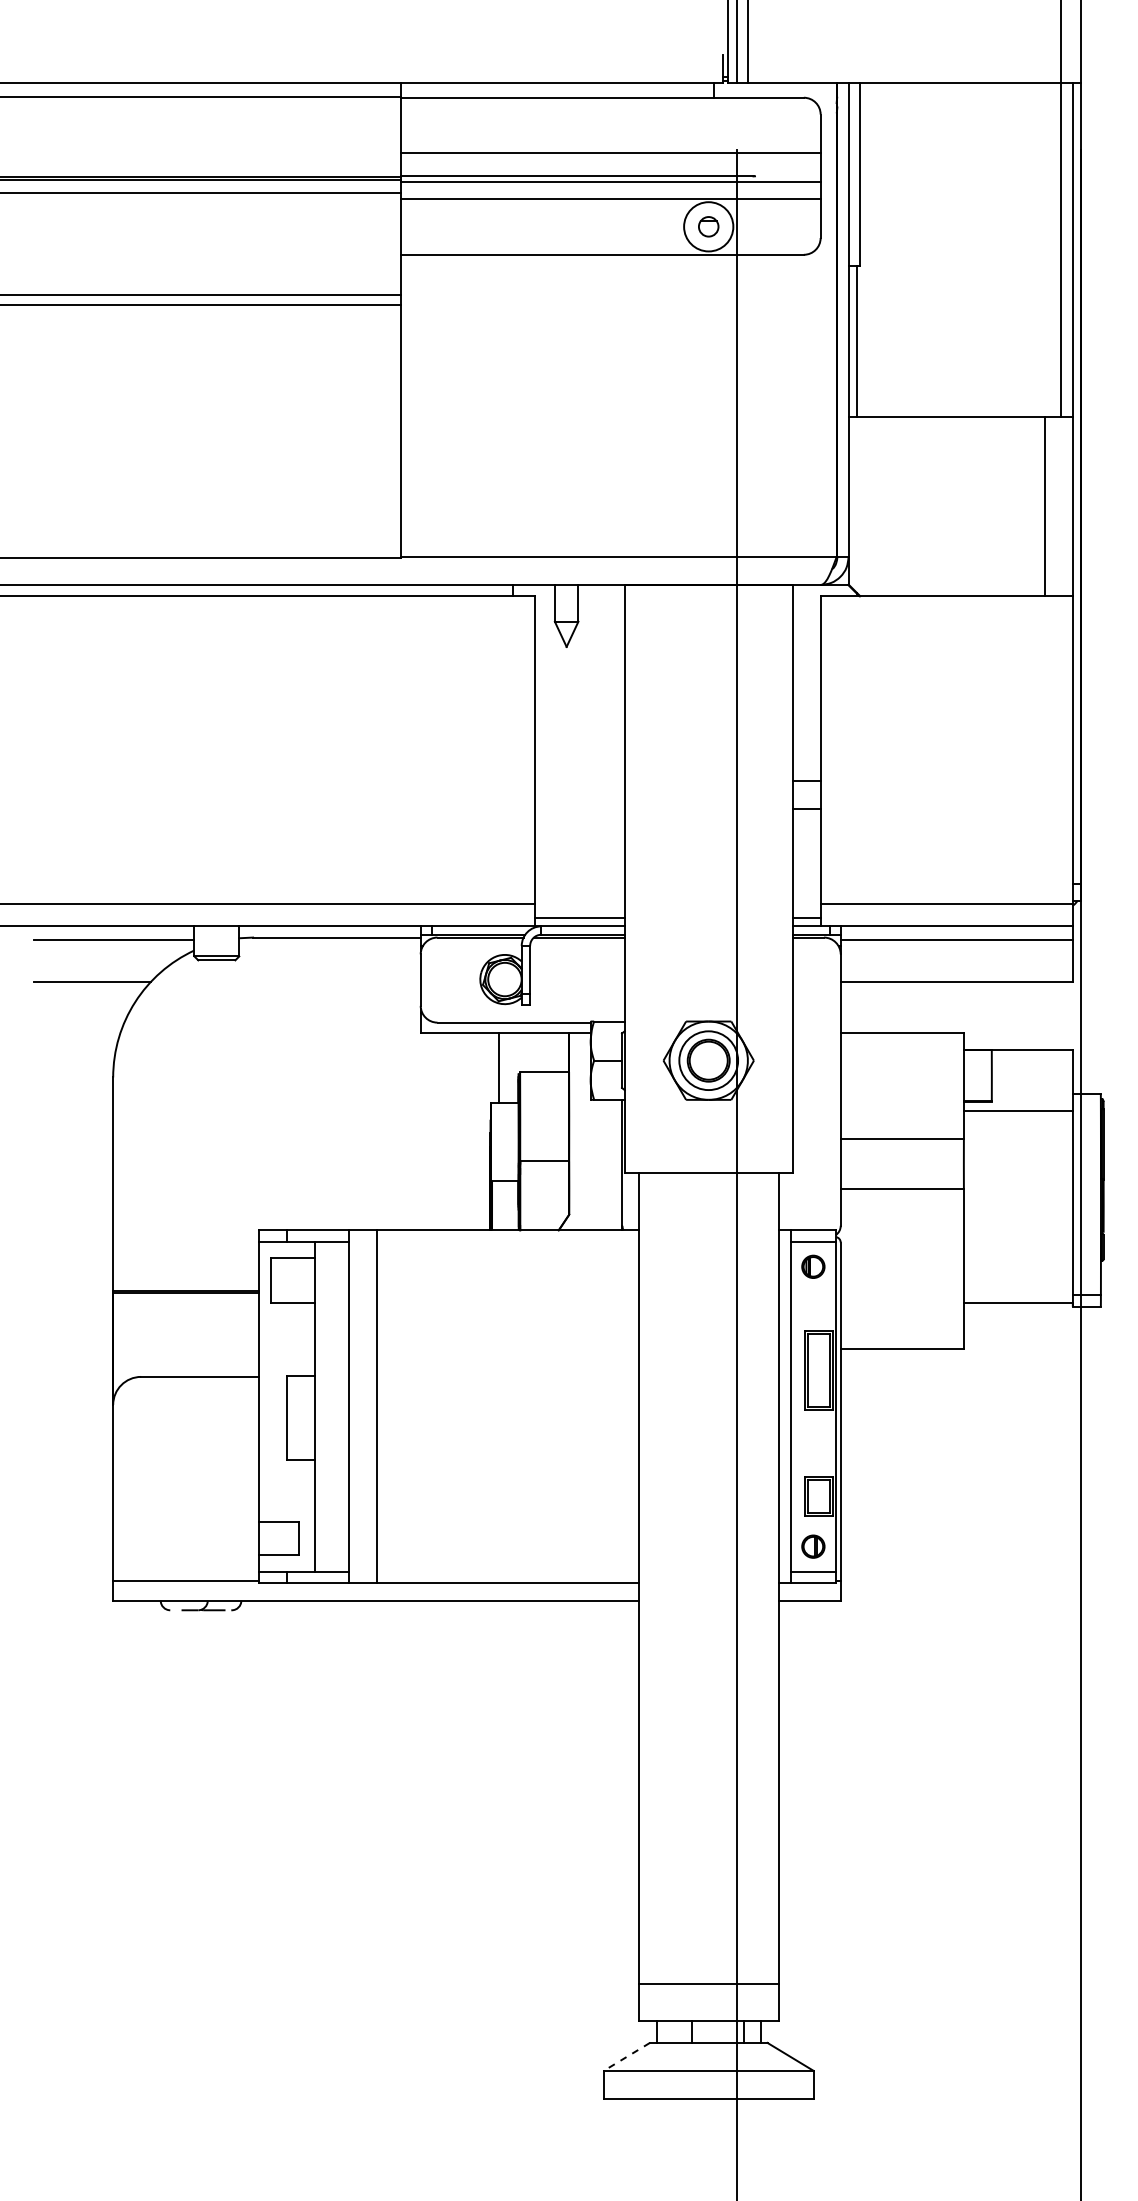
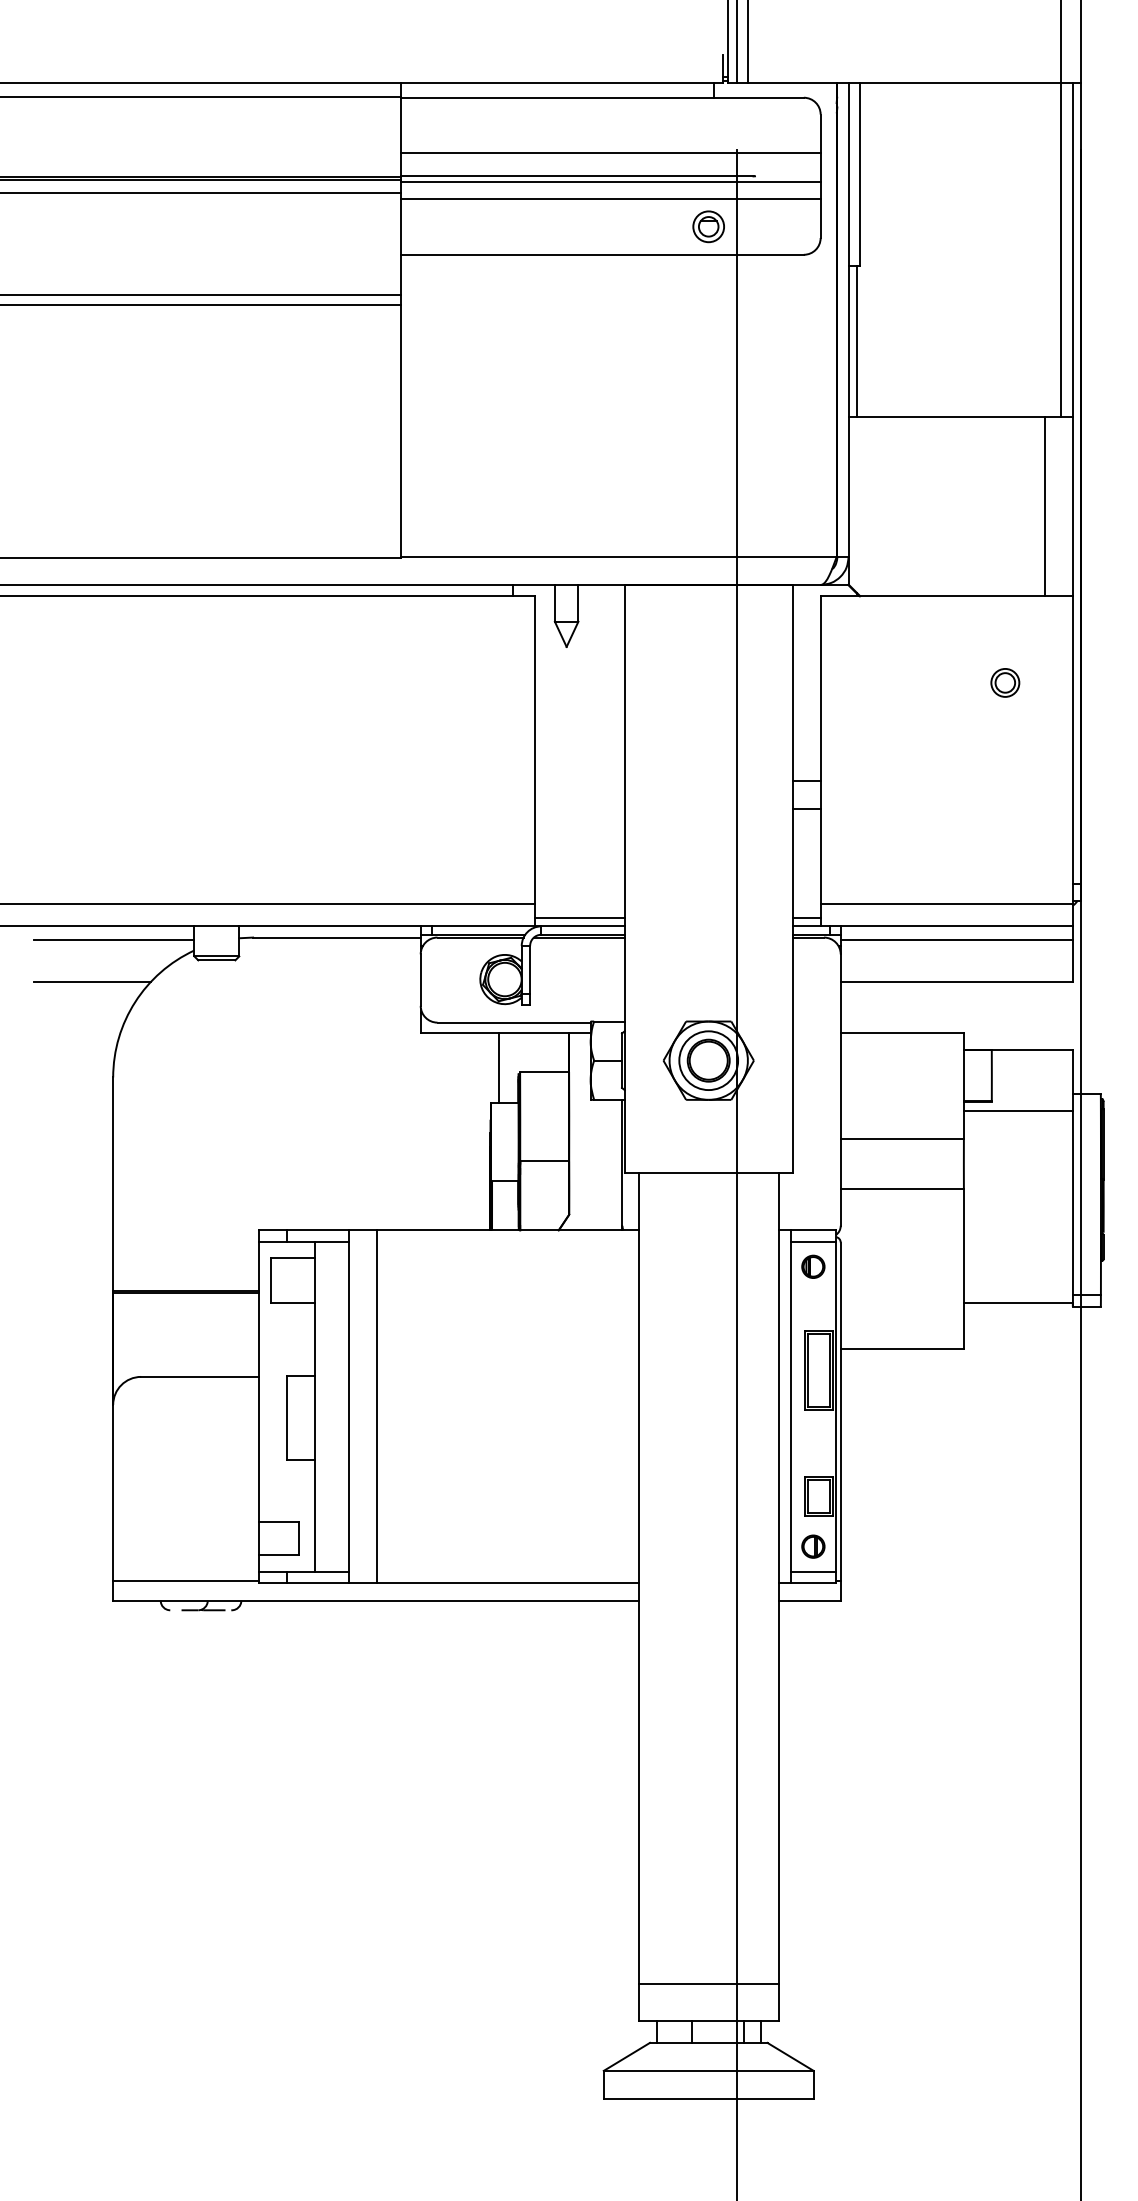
circle diameter: 49 px -> 31 px (708, 226)
part: none -> present (1005, 682)
line: dashed -> solid (626, 2056)
